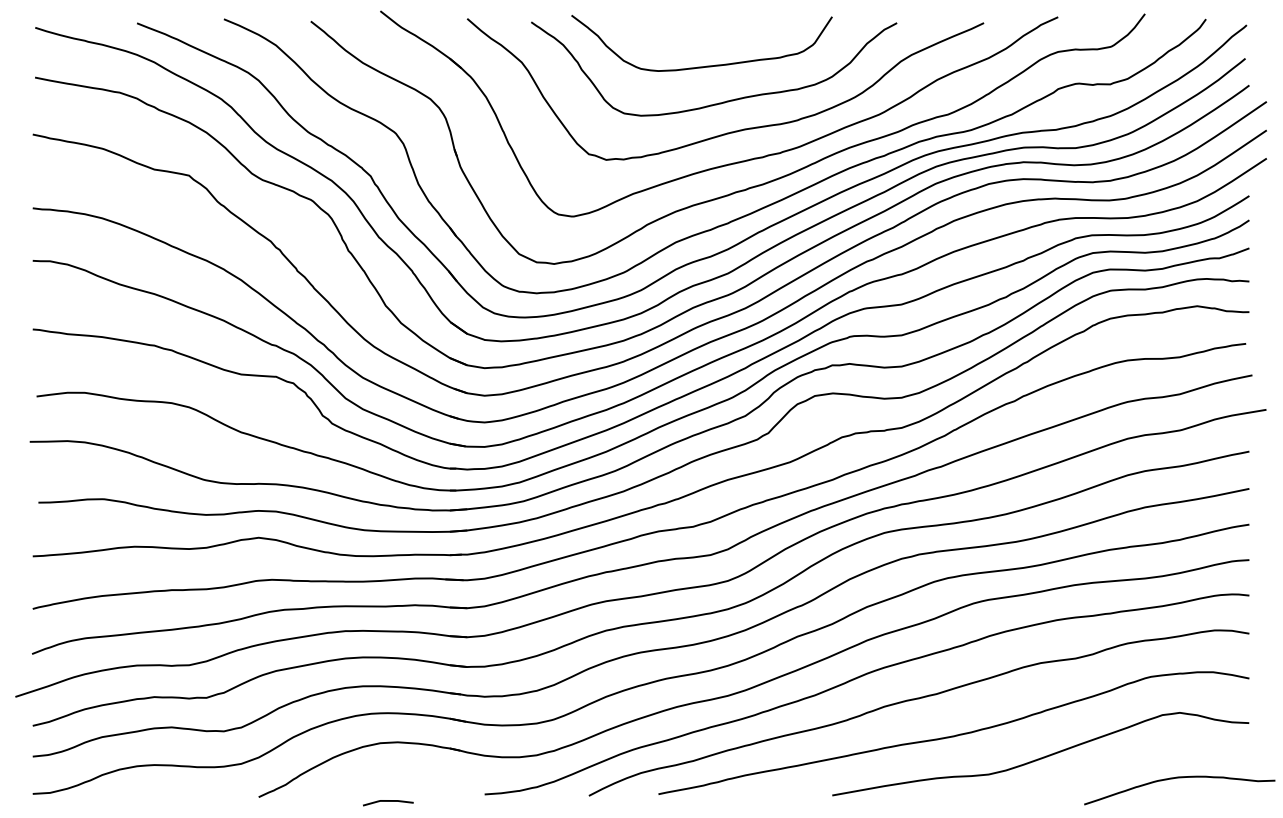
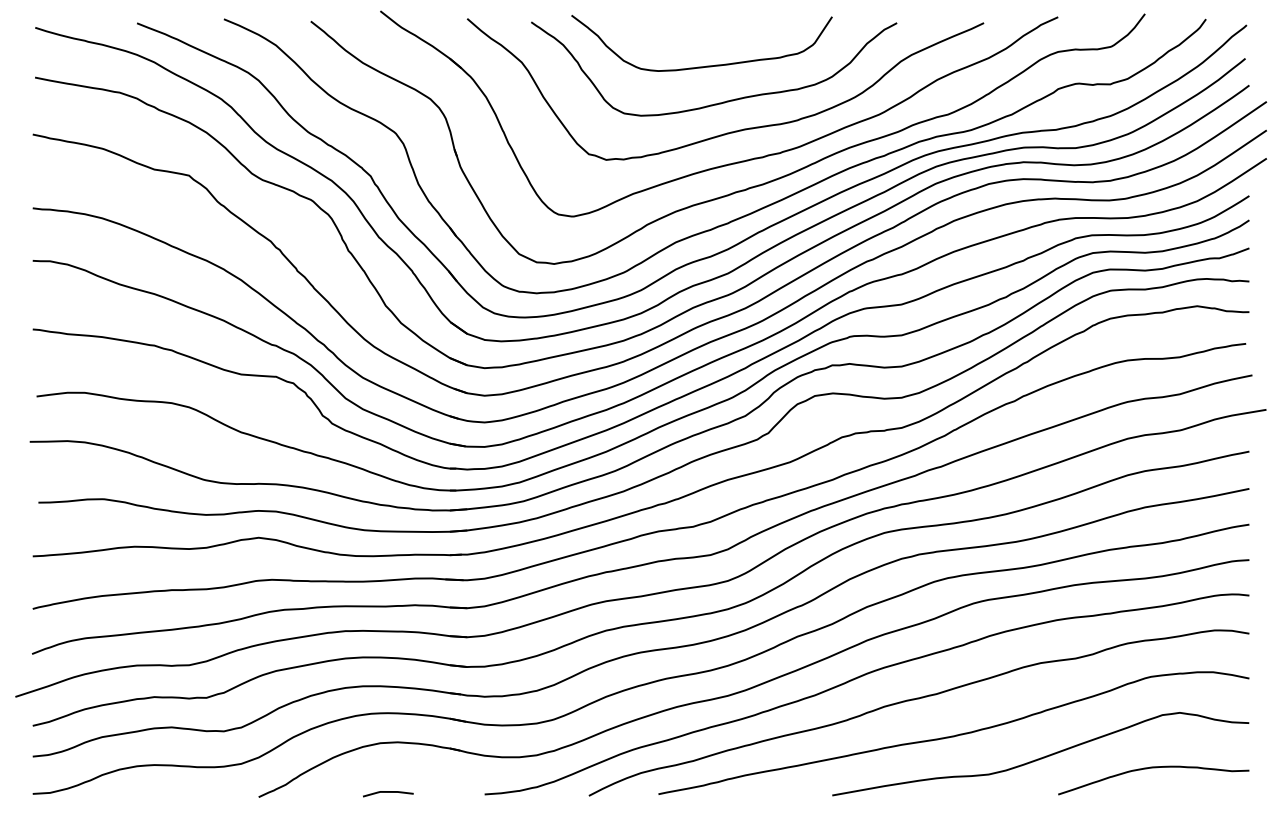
curve position: (1179, 778) -> (1153, 768) (1153, 768)
line position: (388, 801) -> (388, 792) (388, 792)
